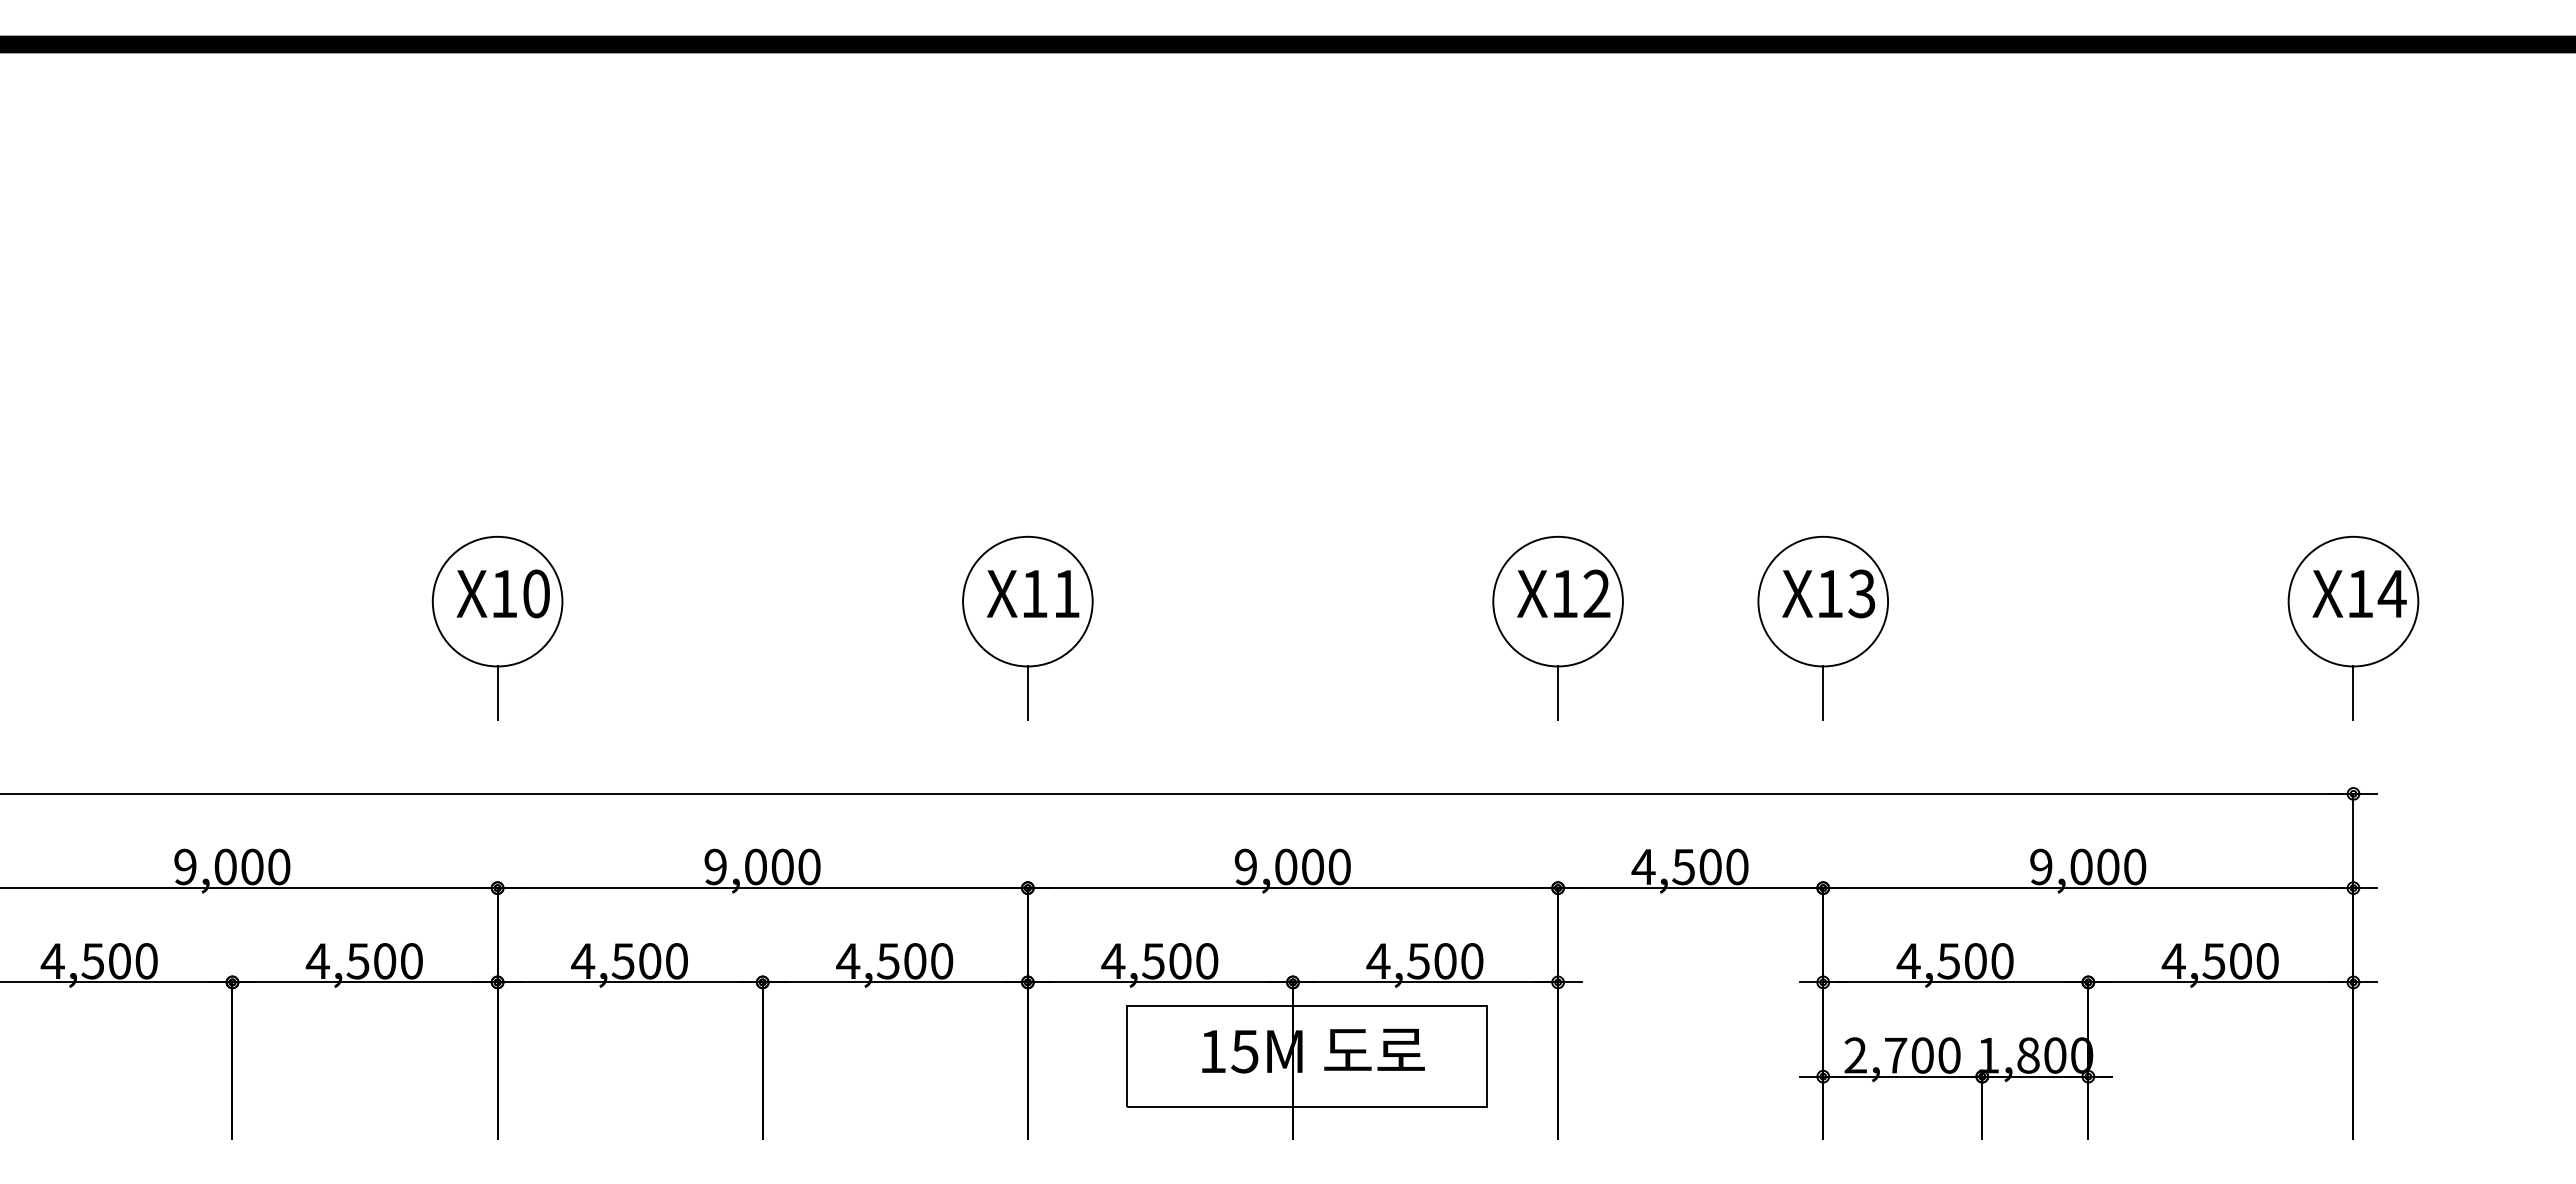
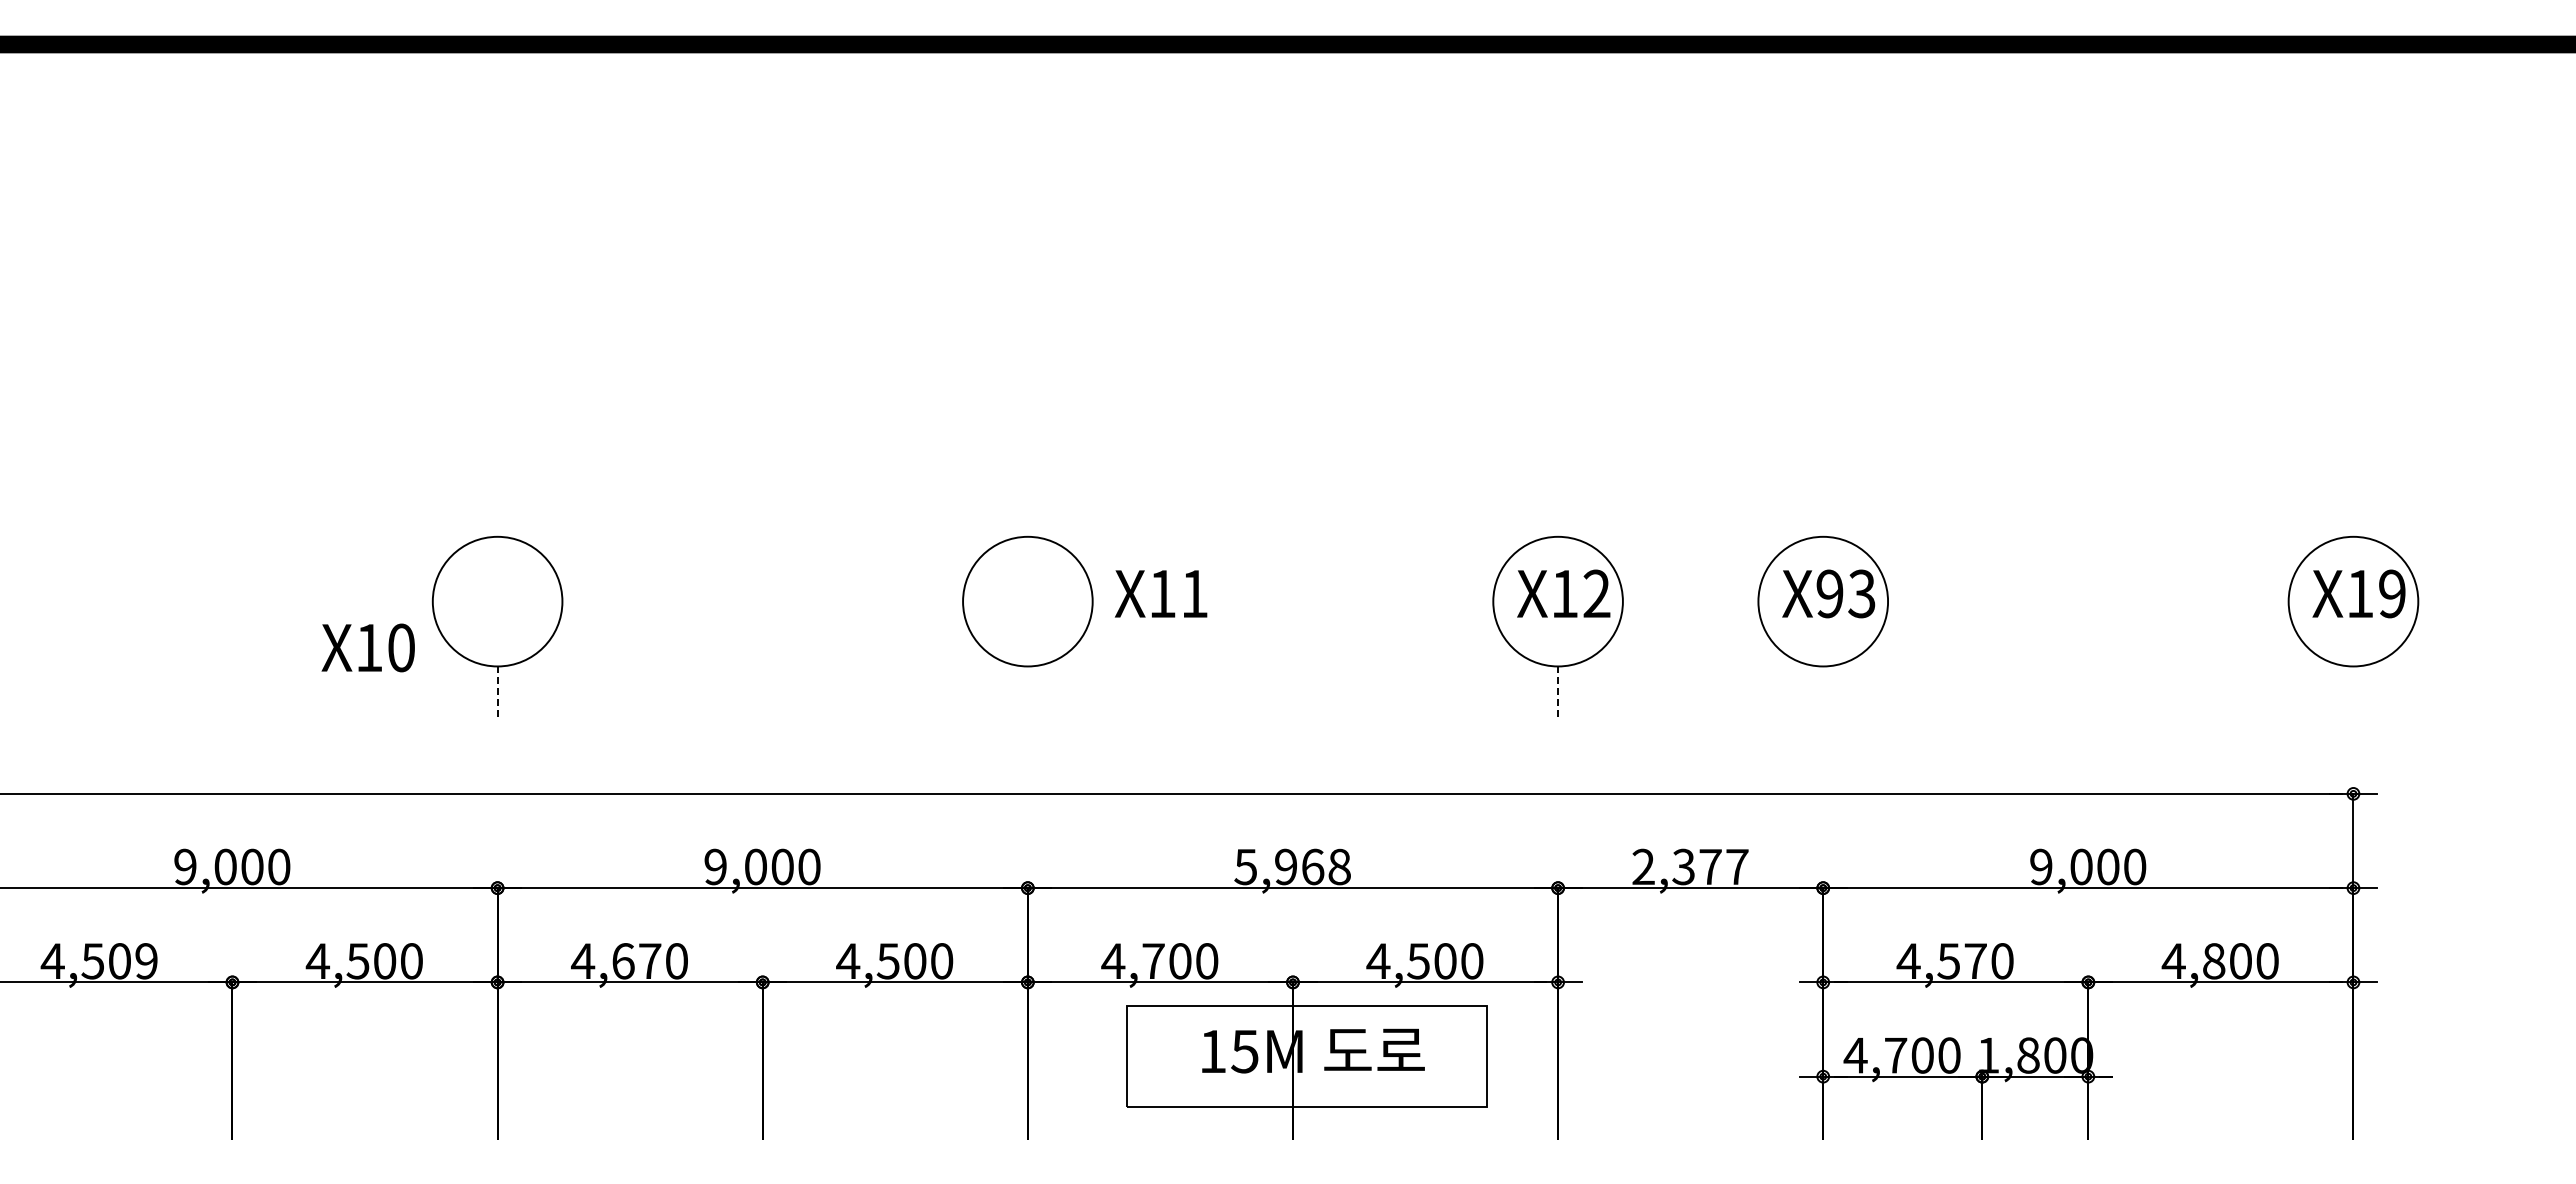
text position: (502, 593) -> (367, 647) (367, 647)
text position: (1032, 593) -> (1160, 593) (1160, 593)
text: X13 -> X93 (1829, 593)
text: X14 -> X19 (2391, 593)
line: present -> none (1027, 692)
line: present -> none (1823, 692)
line: present -> none (2353, 692)
line: solid -> dashed (497, 693)
line: solid -> dashed (1558, 693)
text: 9,000 -> 5,968 (1292, 866)
text: 4,500 -> 2,377 (1689, 866)
text: 4,500 -> 4,509 (146, 961)
text: 4,500 -> 4,670 (636, 961)
text: 4,500 -> 4,700 (1153, 961)
text: 4,500 -> 4,570 (1975, 961)
text: 4,500 -> 4,800 (2213, 961)
text: 2,700 -> 4,700 (1855, 1055)
